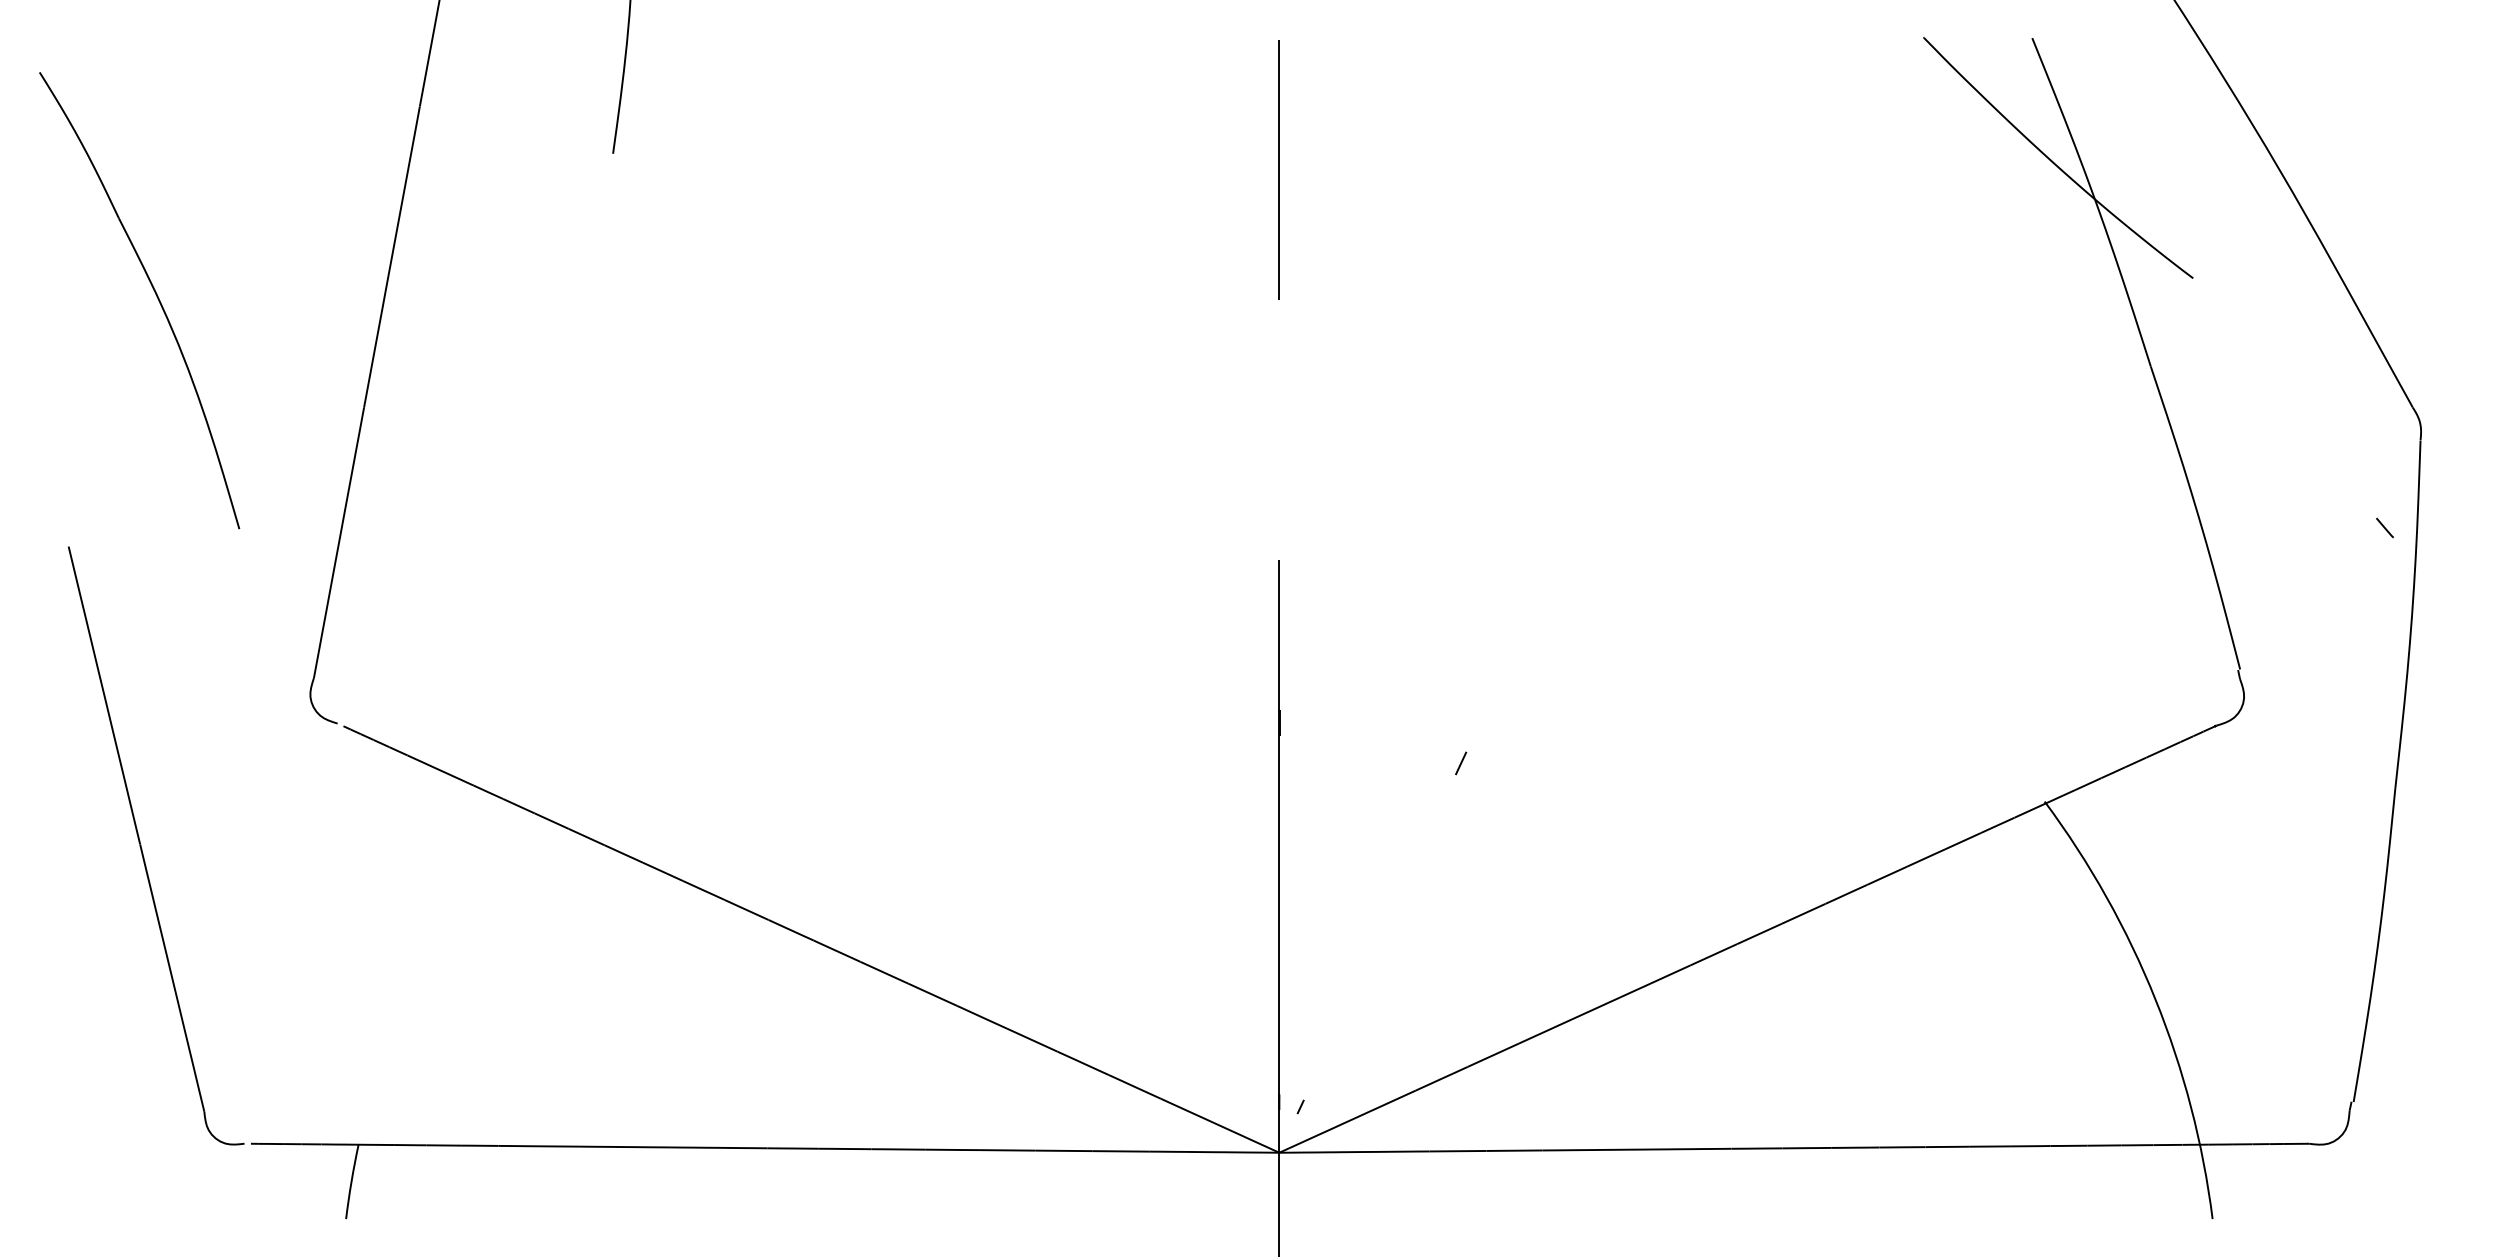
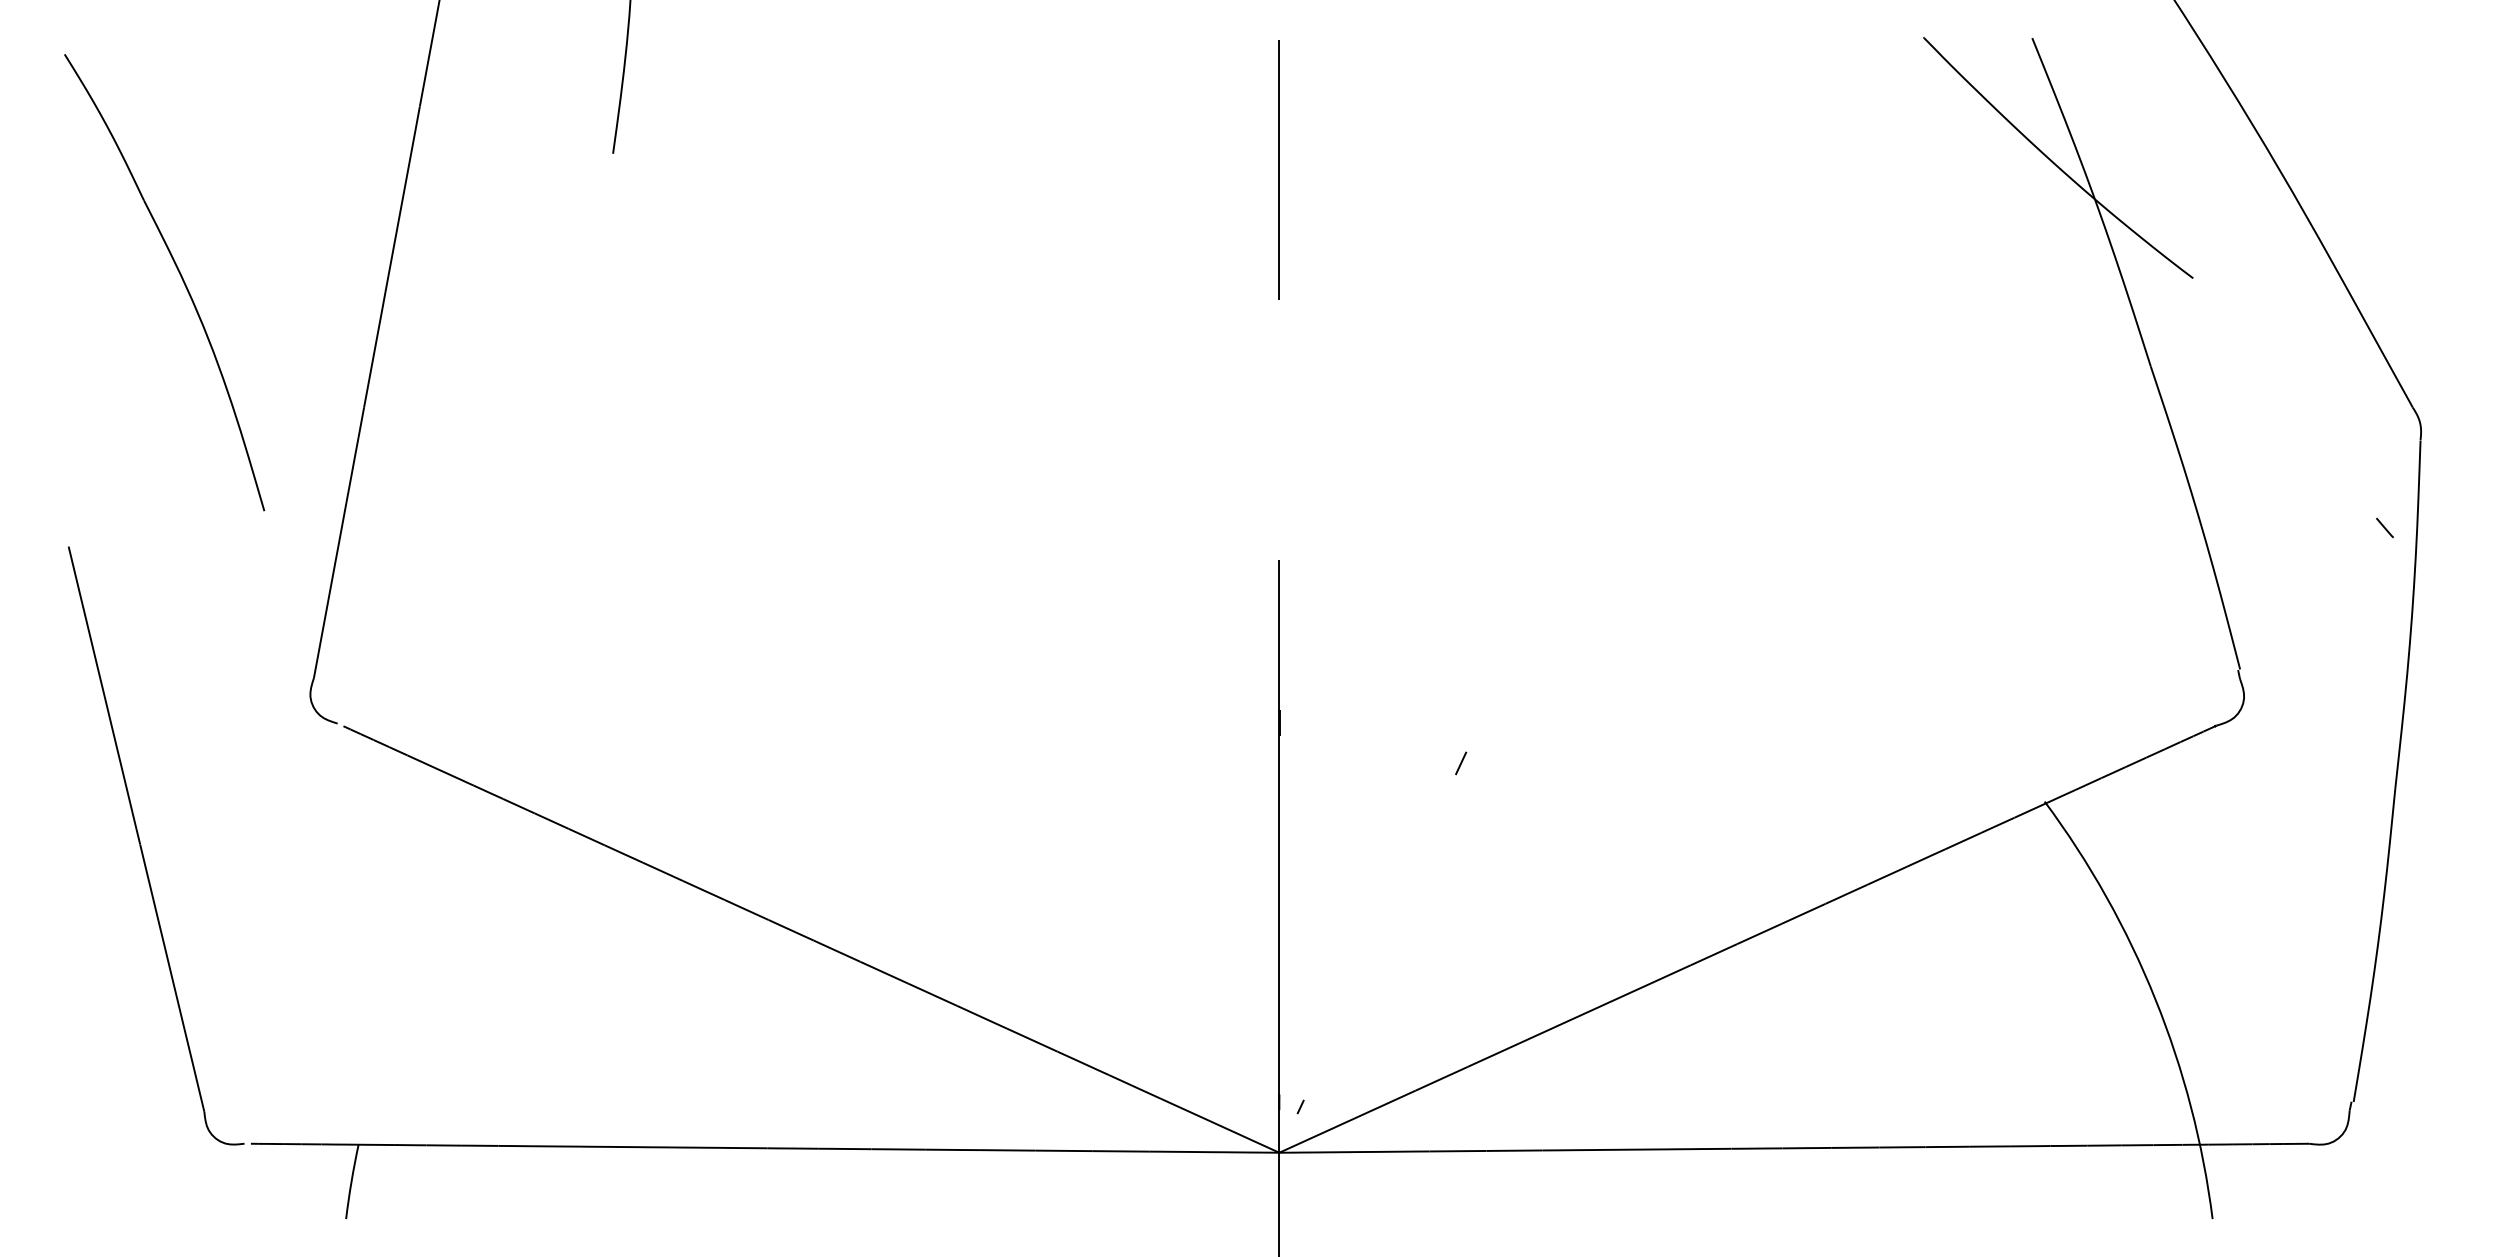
part position: (154, 292) -> (179, 274) (179, 274)
